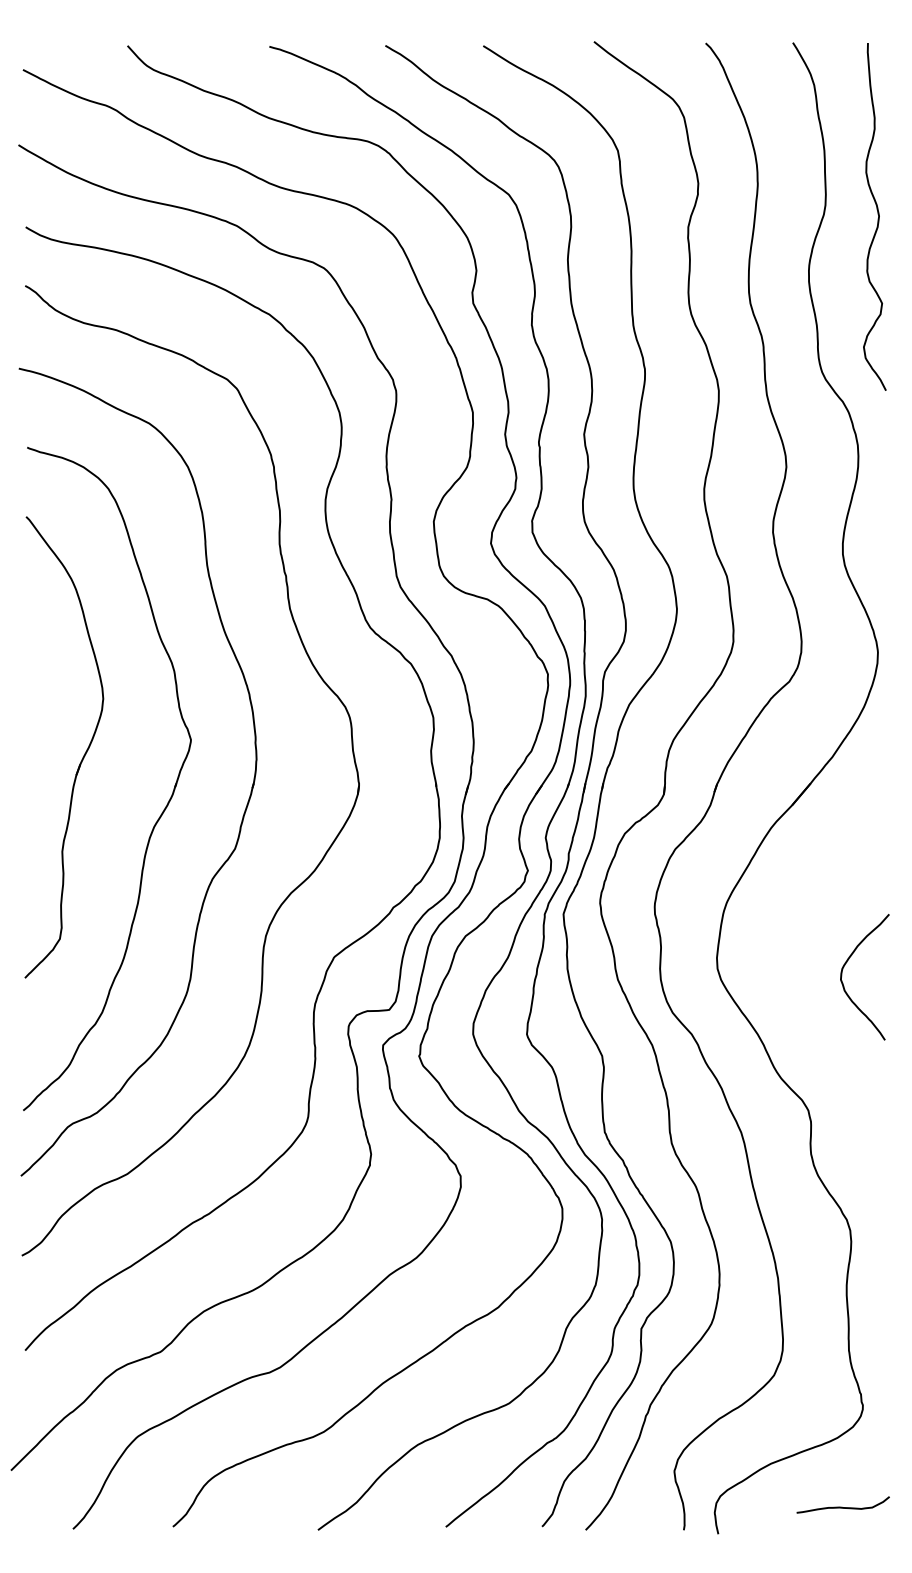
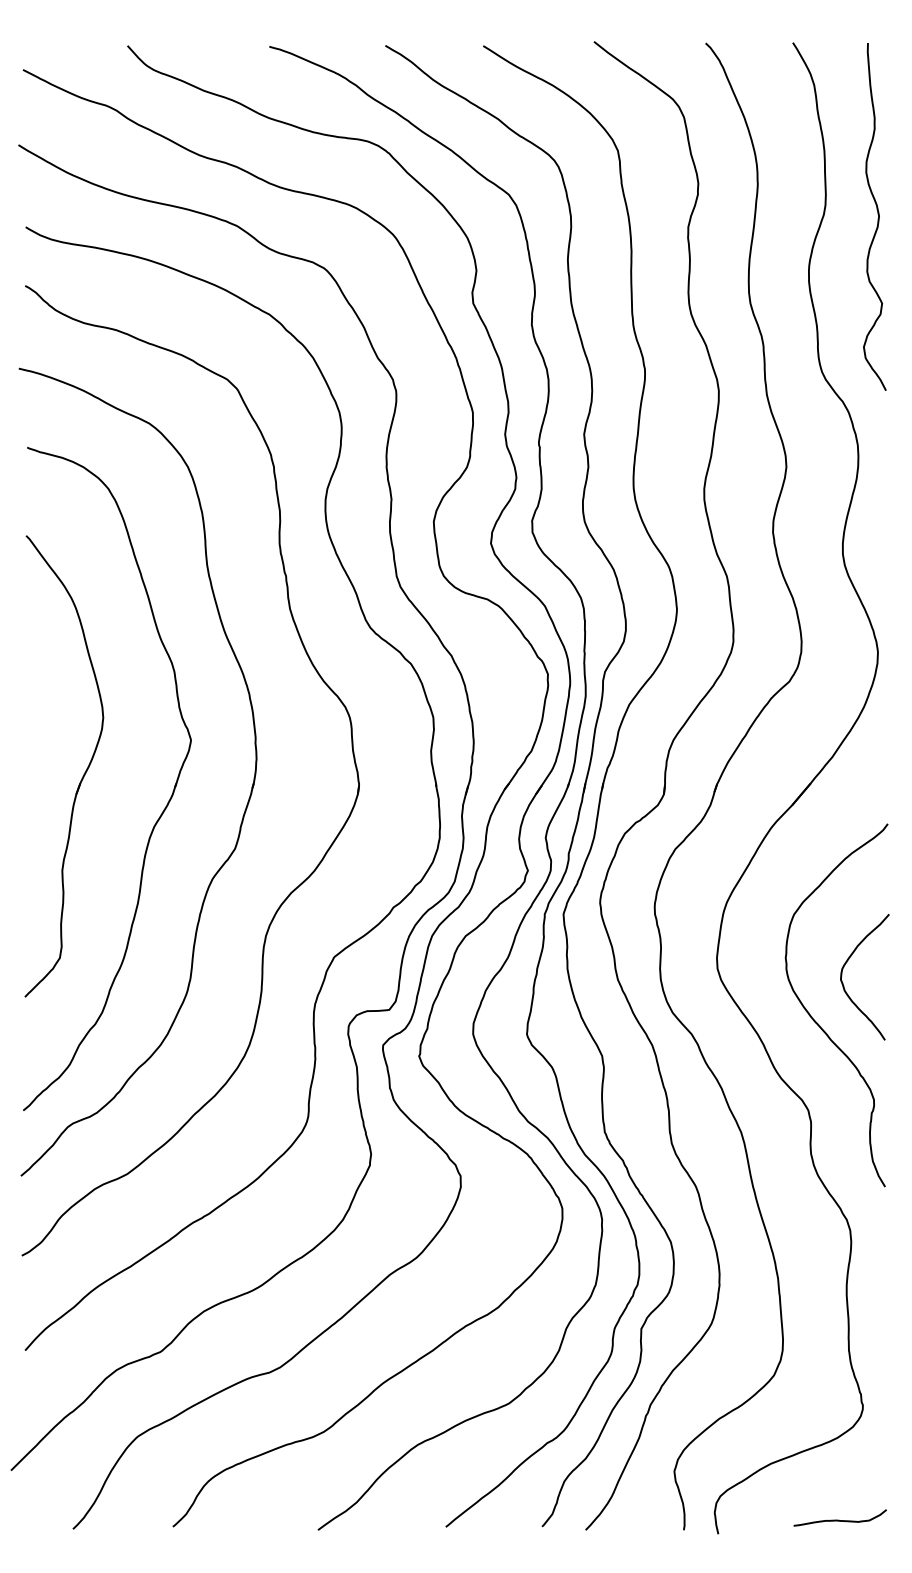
part position: (82, 757) -> (82, 776) (82, 776)
curve: none -> present (818, 1023)
curve position: (842, 1506) -> (839, 1519) (839, 1519)
